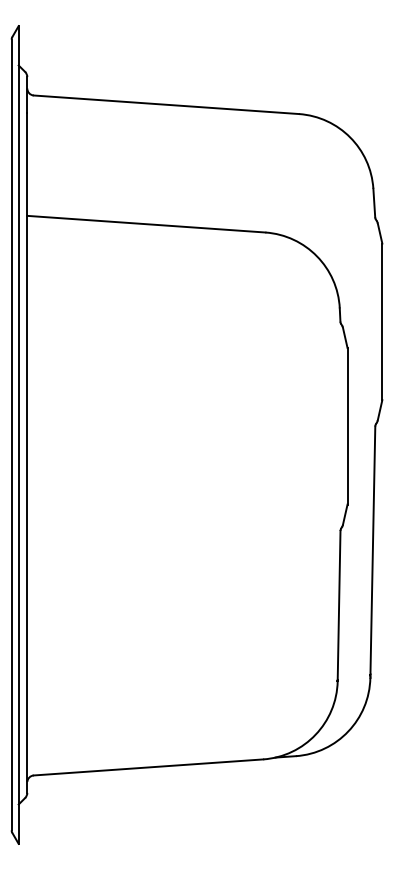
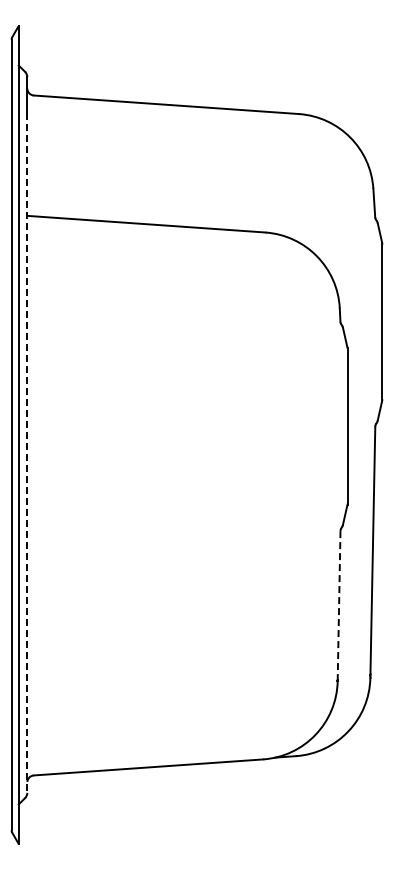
line: solid -> dashed (27, 452)
line: solid -> dashed (339, 605)
